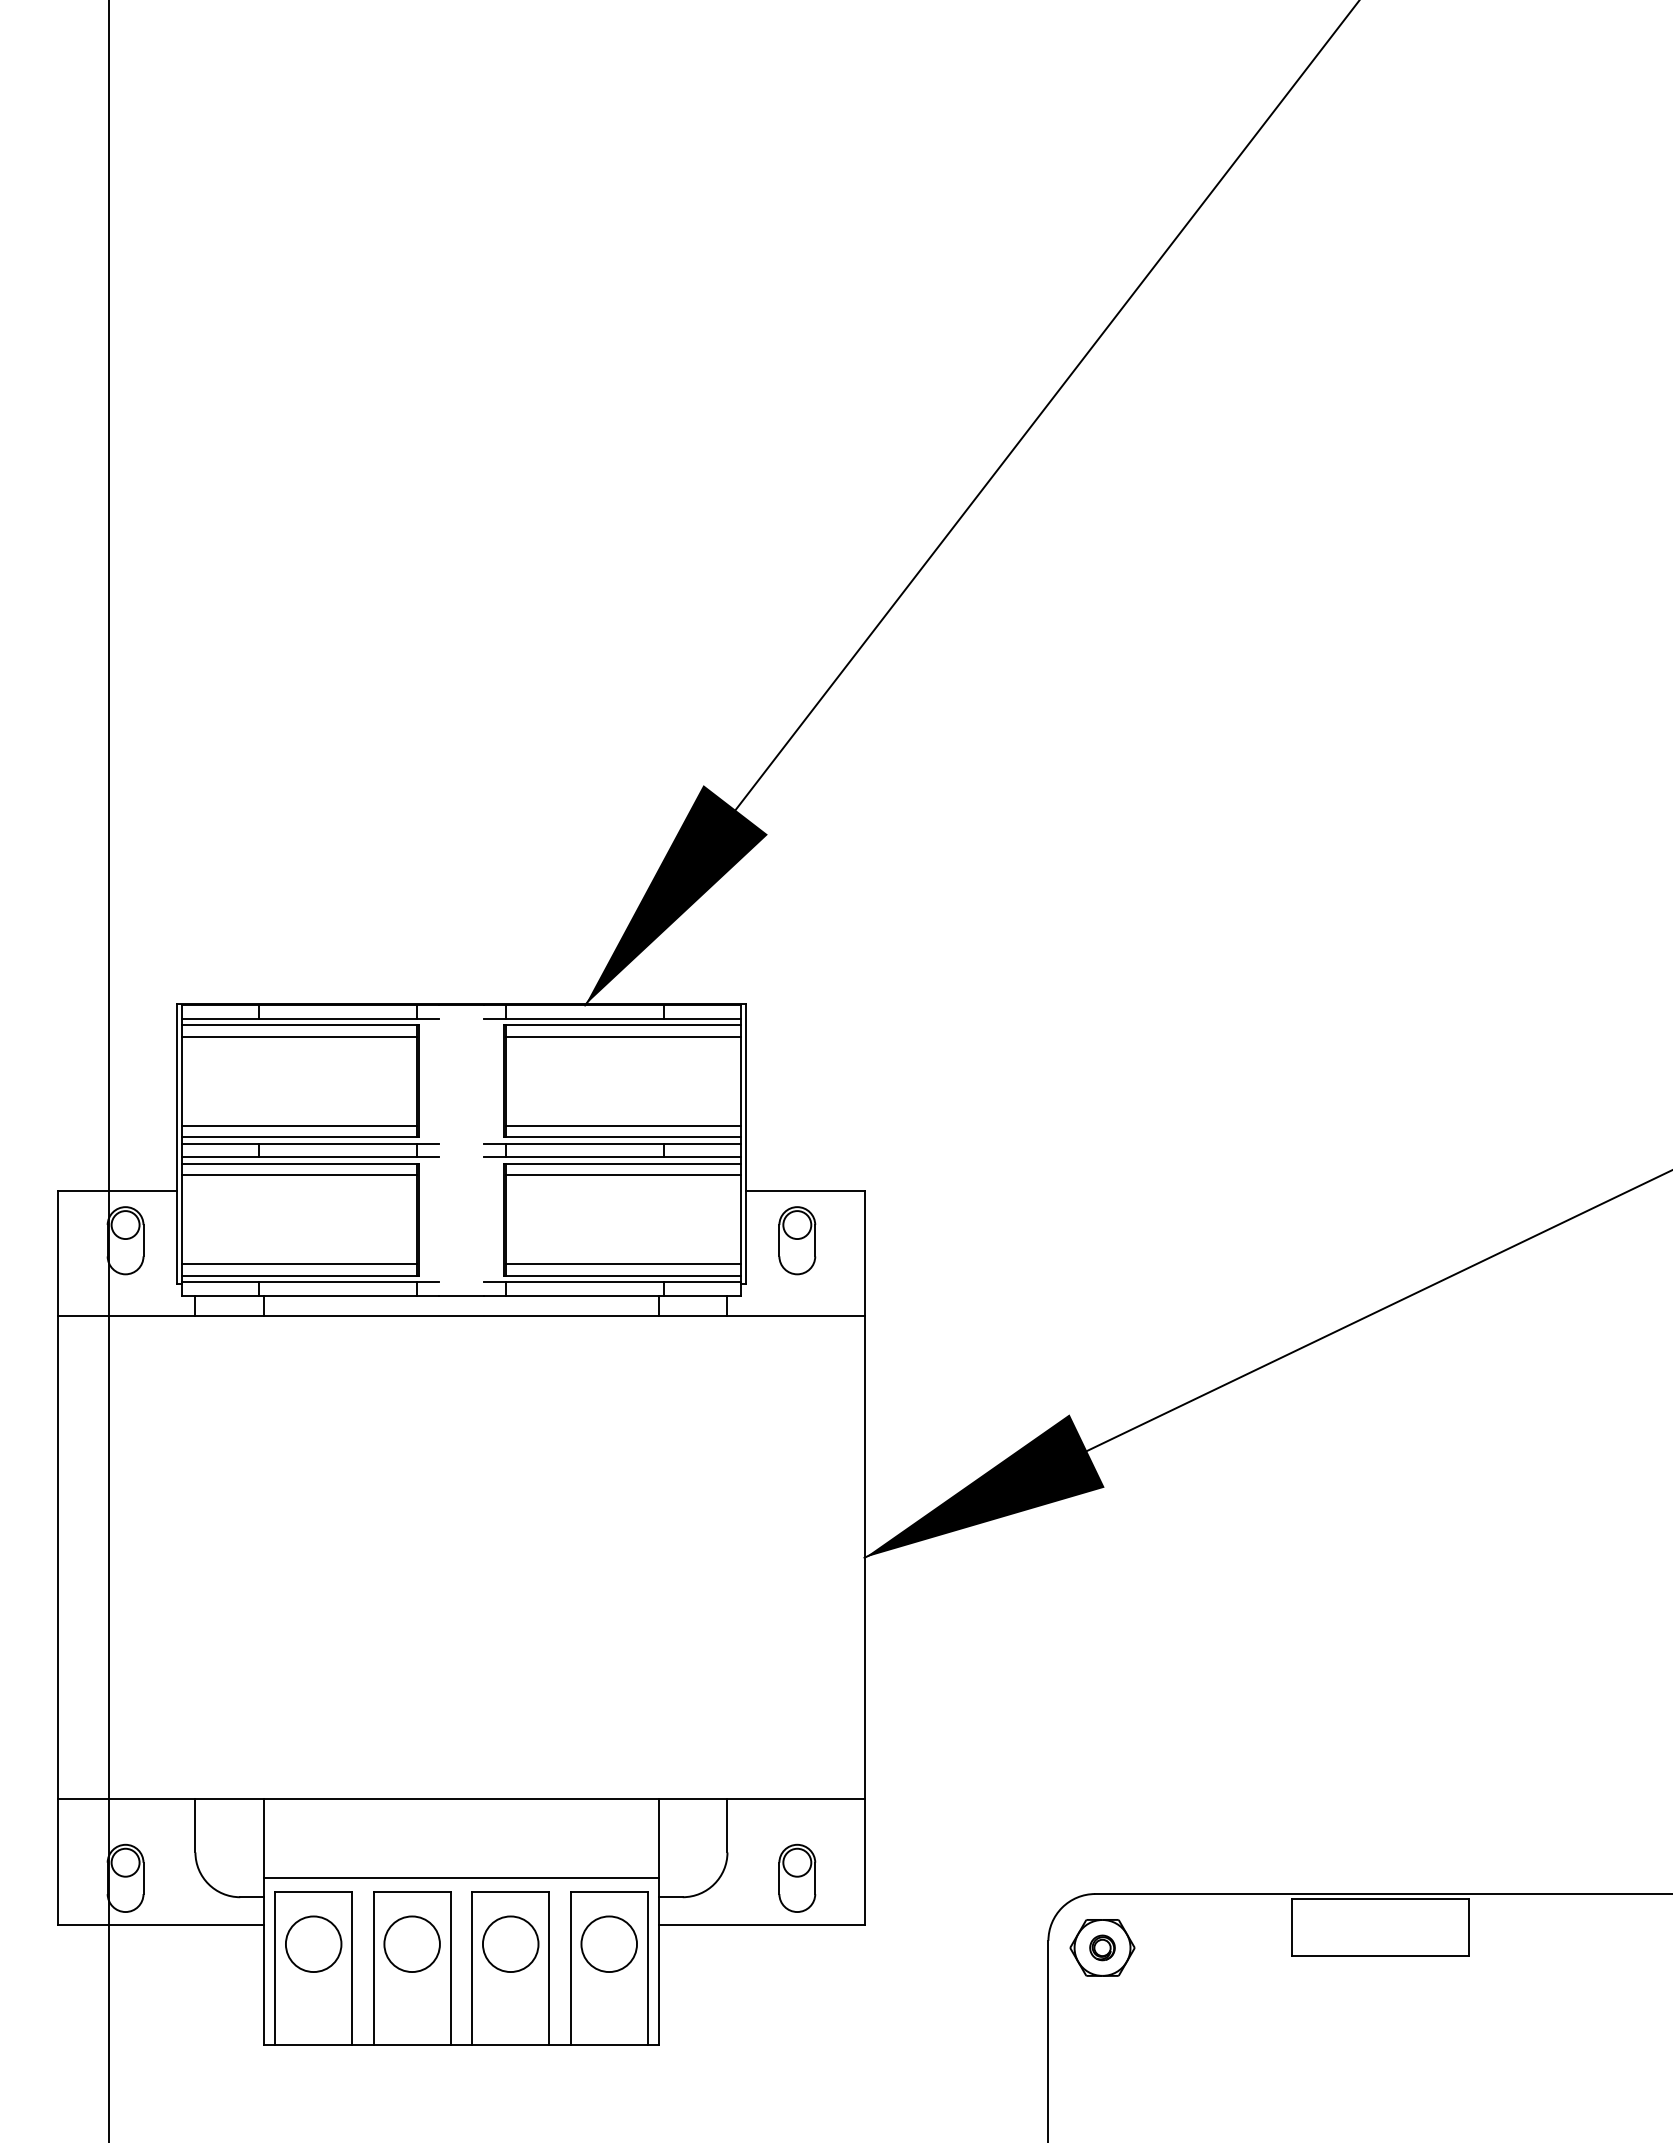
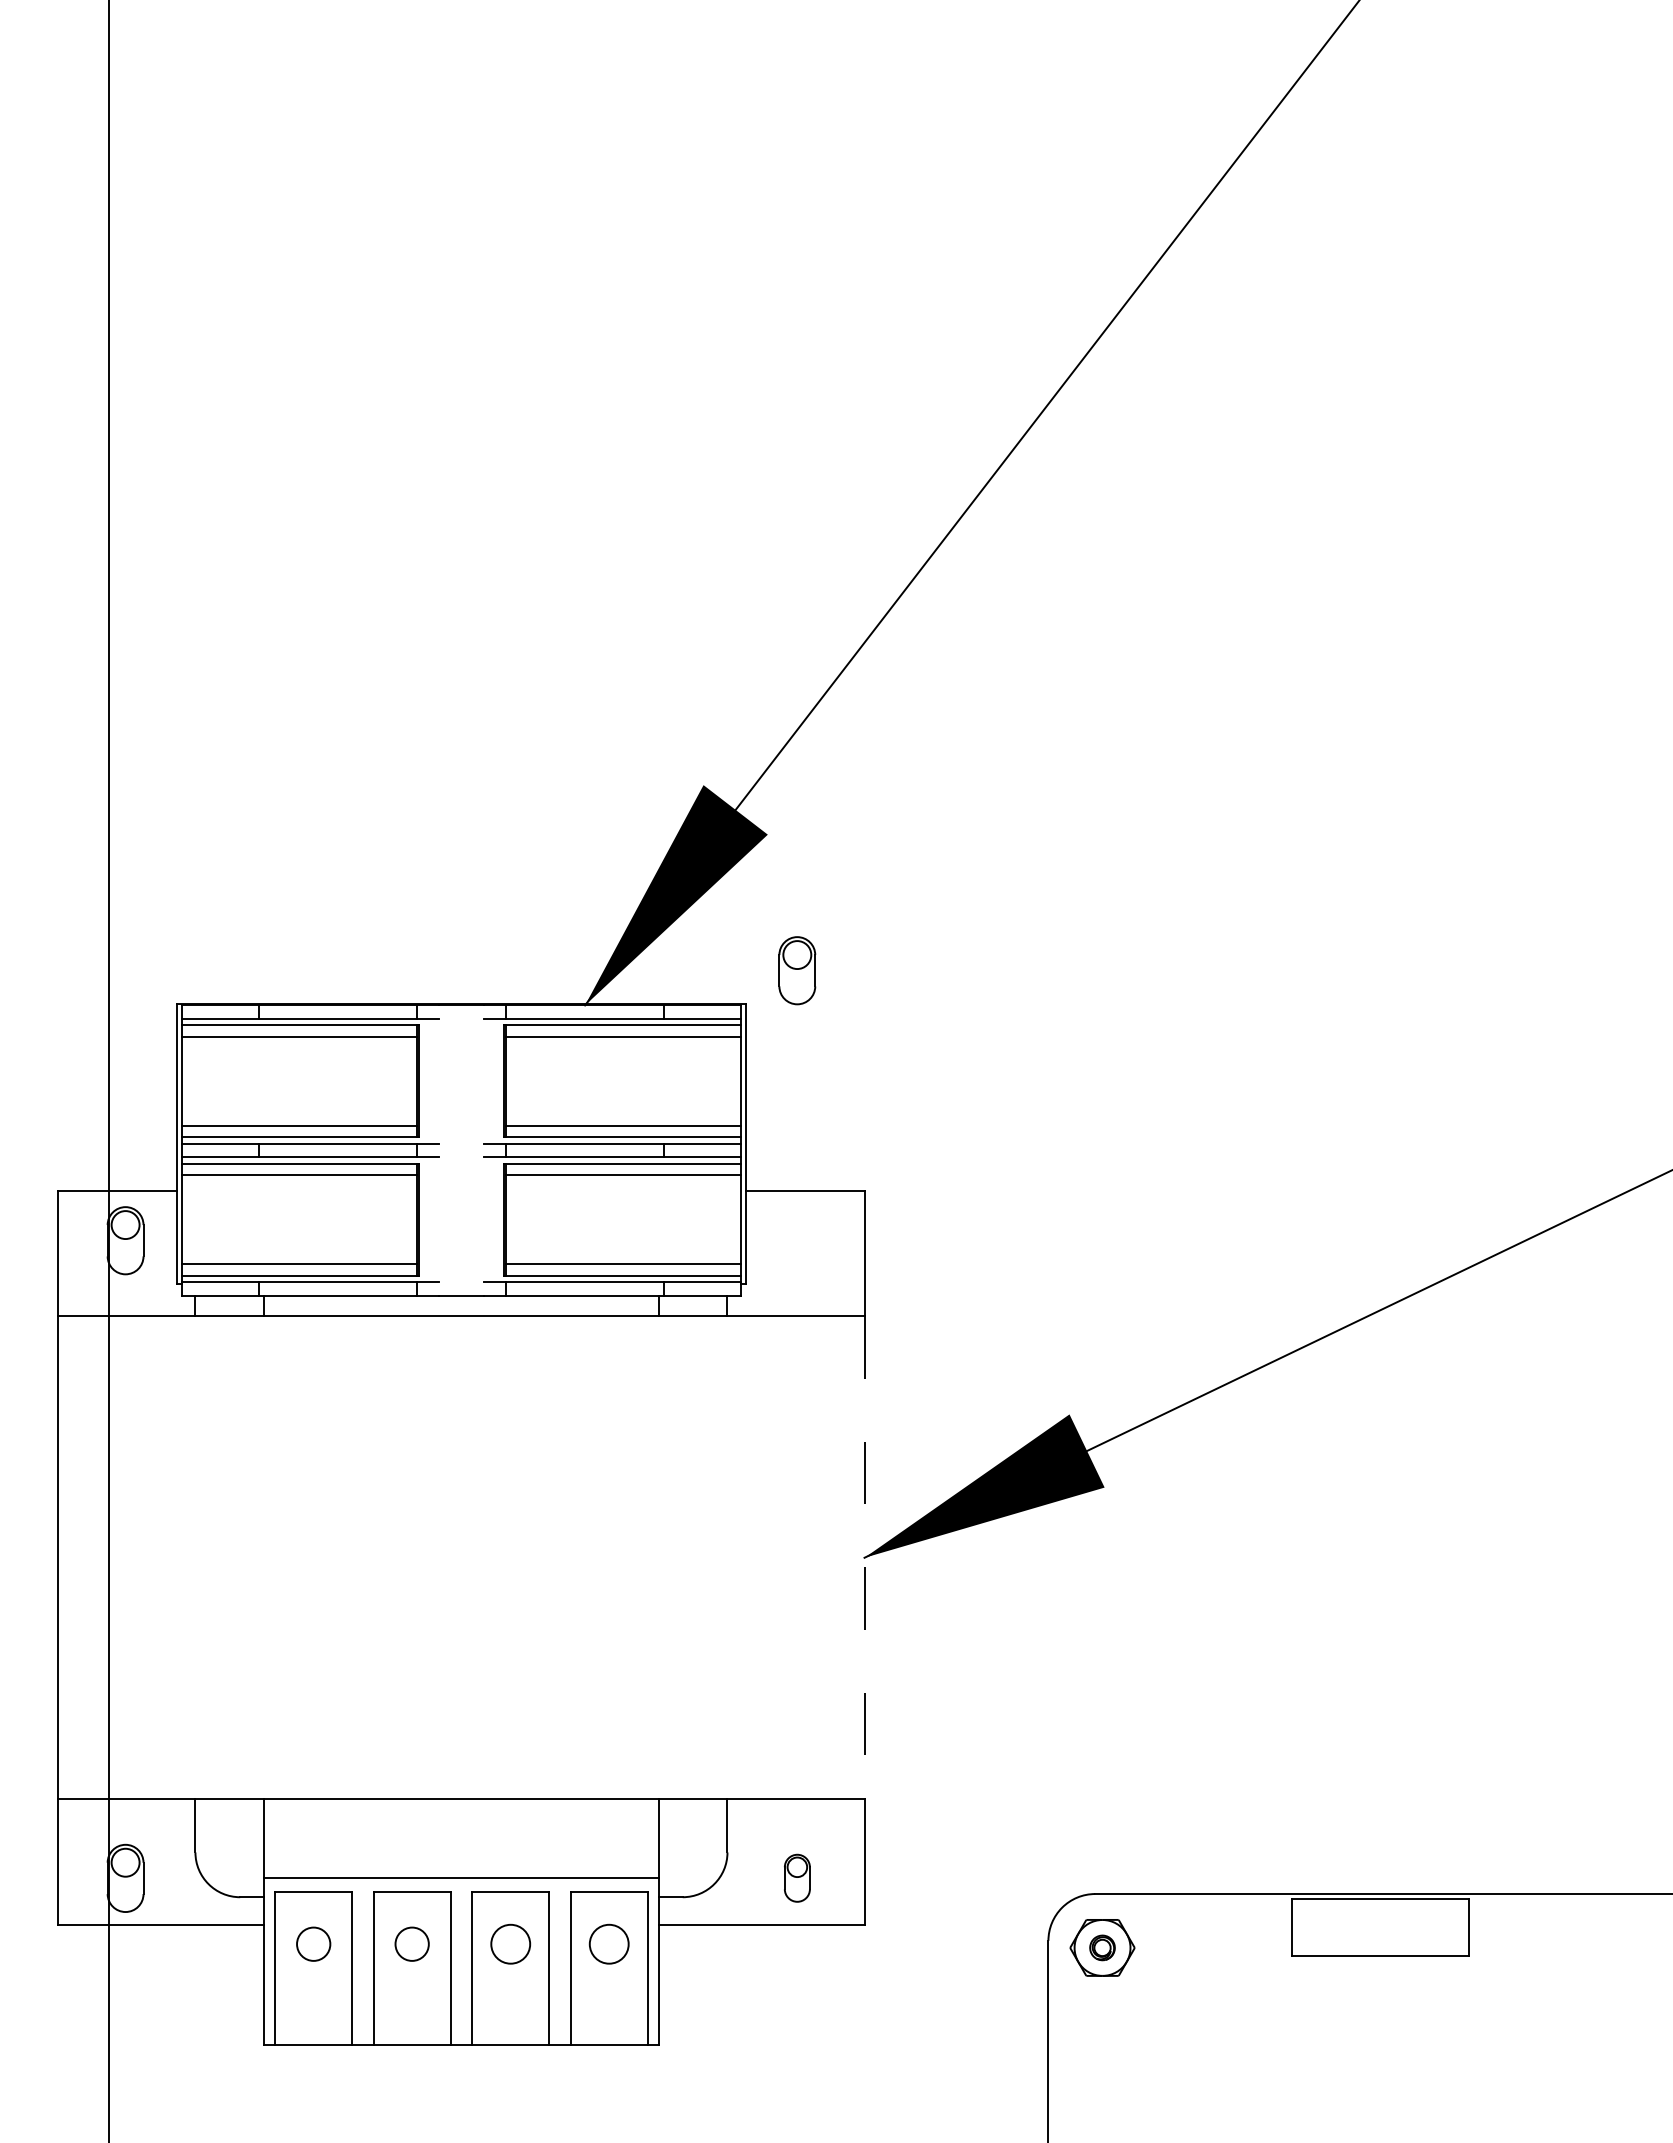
part position: (797, 1240) -> (797, 970) (797, 970)
line: solid -> dashed (864, 1558)
part size: 39x70 px -> 27x50 px (797, 1877)
circle diameter: 56 px -> 33 px (313, 1943)
circle diameter: 56 px -> 33 px (411, 1943)
circle diameter: 56 px -> 39 px (510, 1943)
circle diameter: 56 px -> 39 px (608, 1943)
